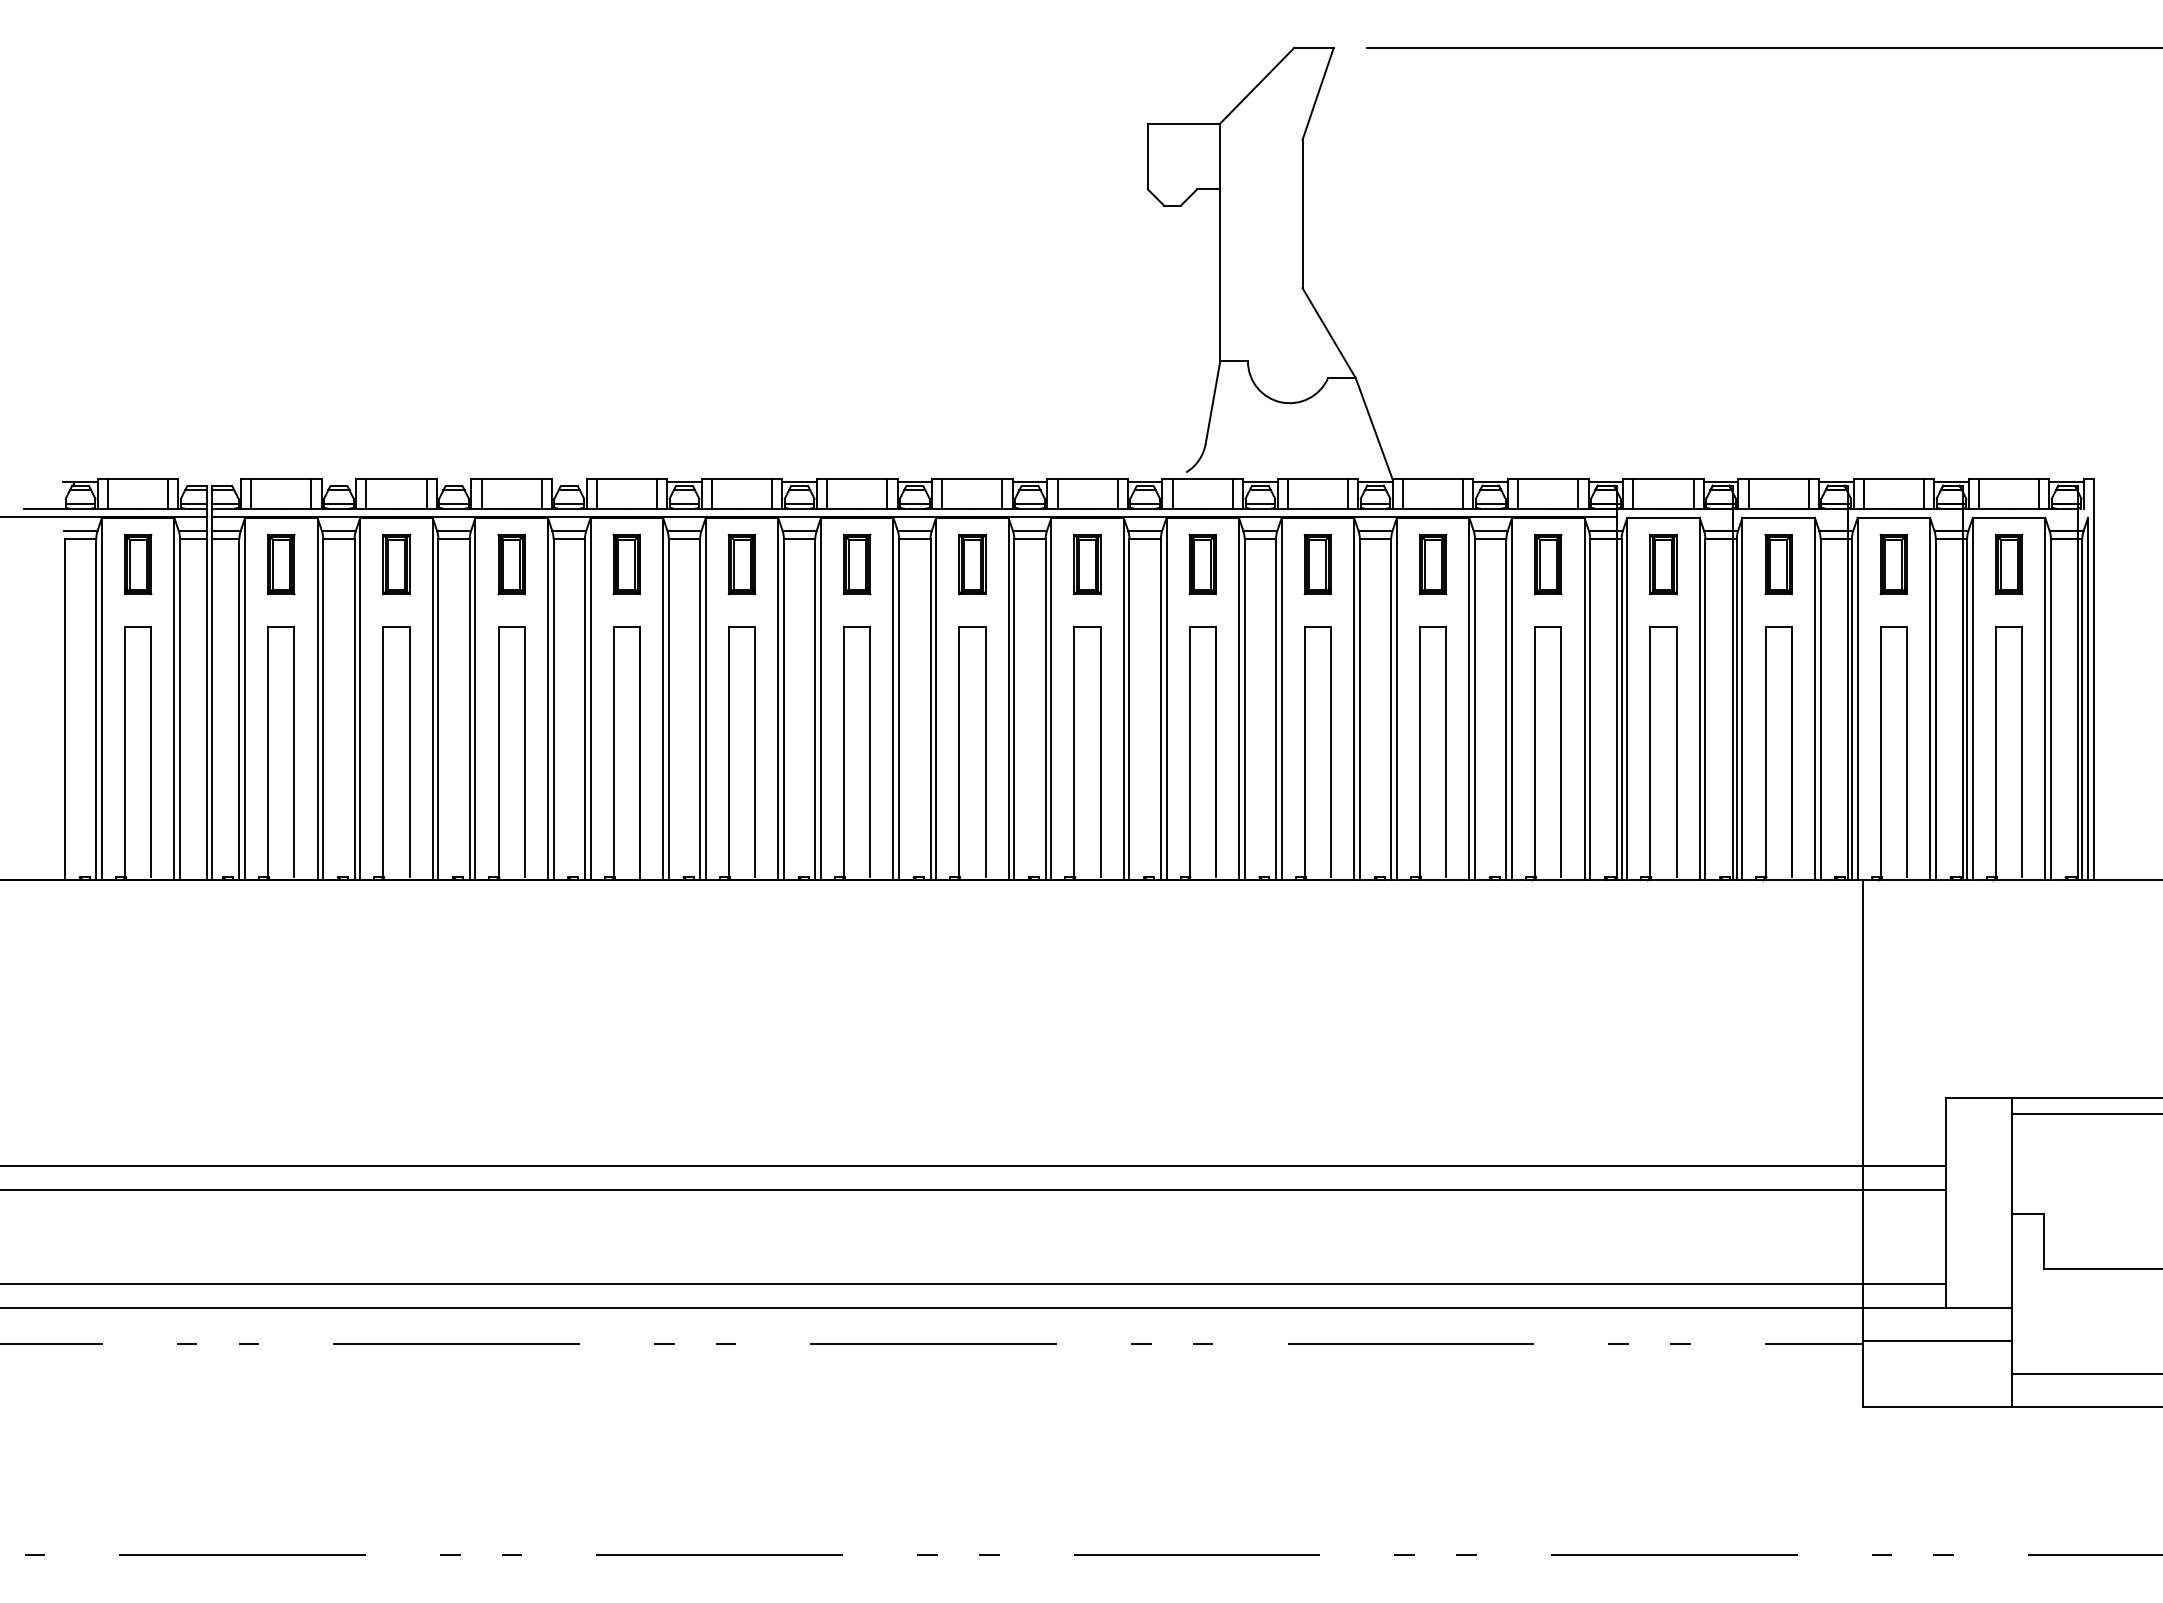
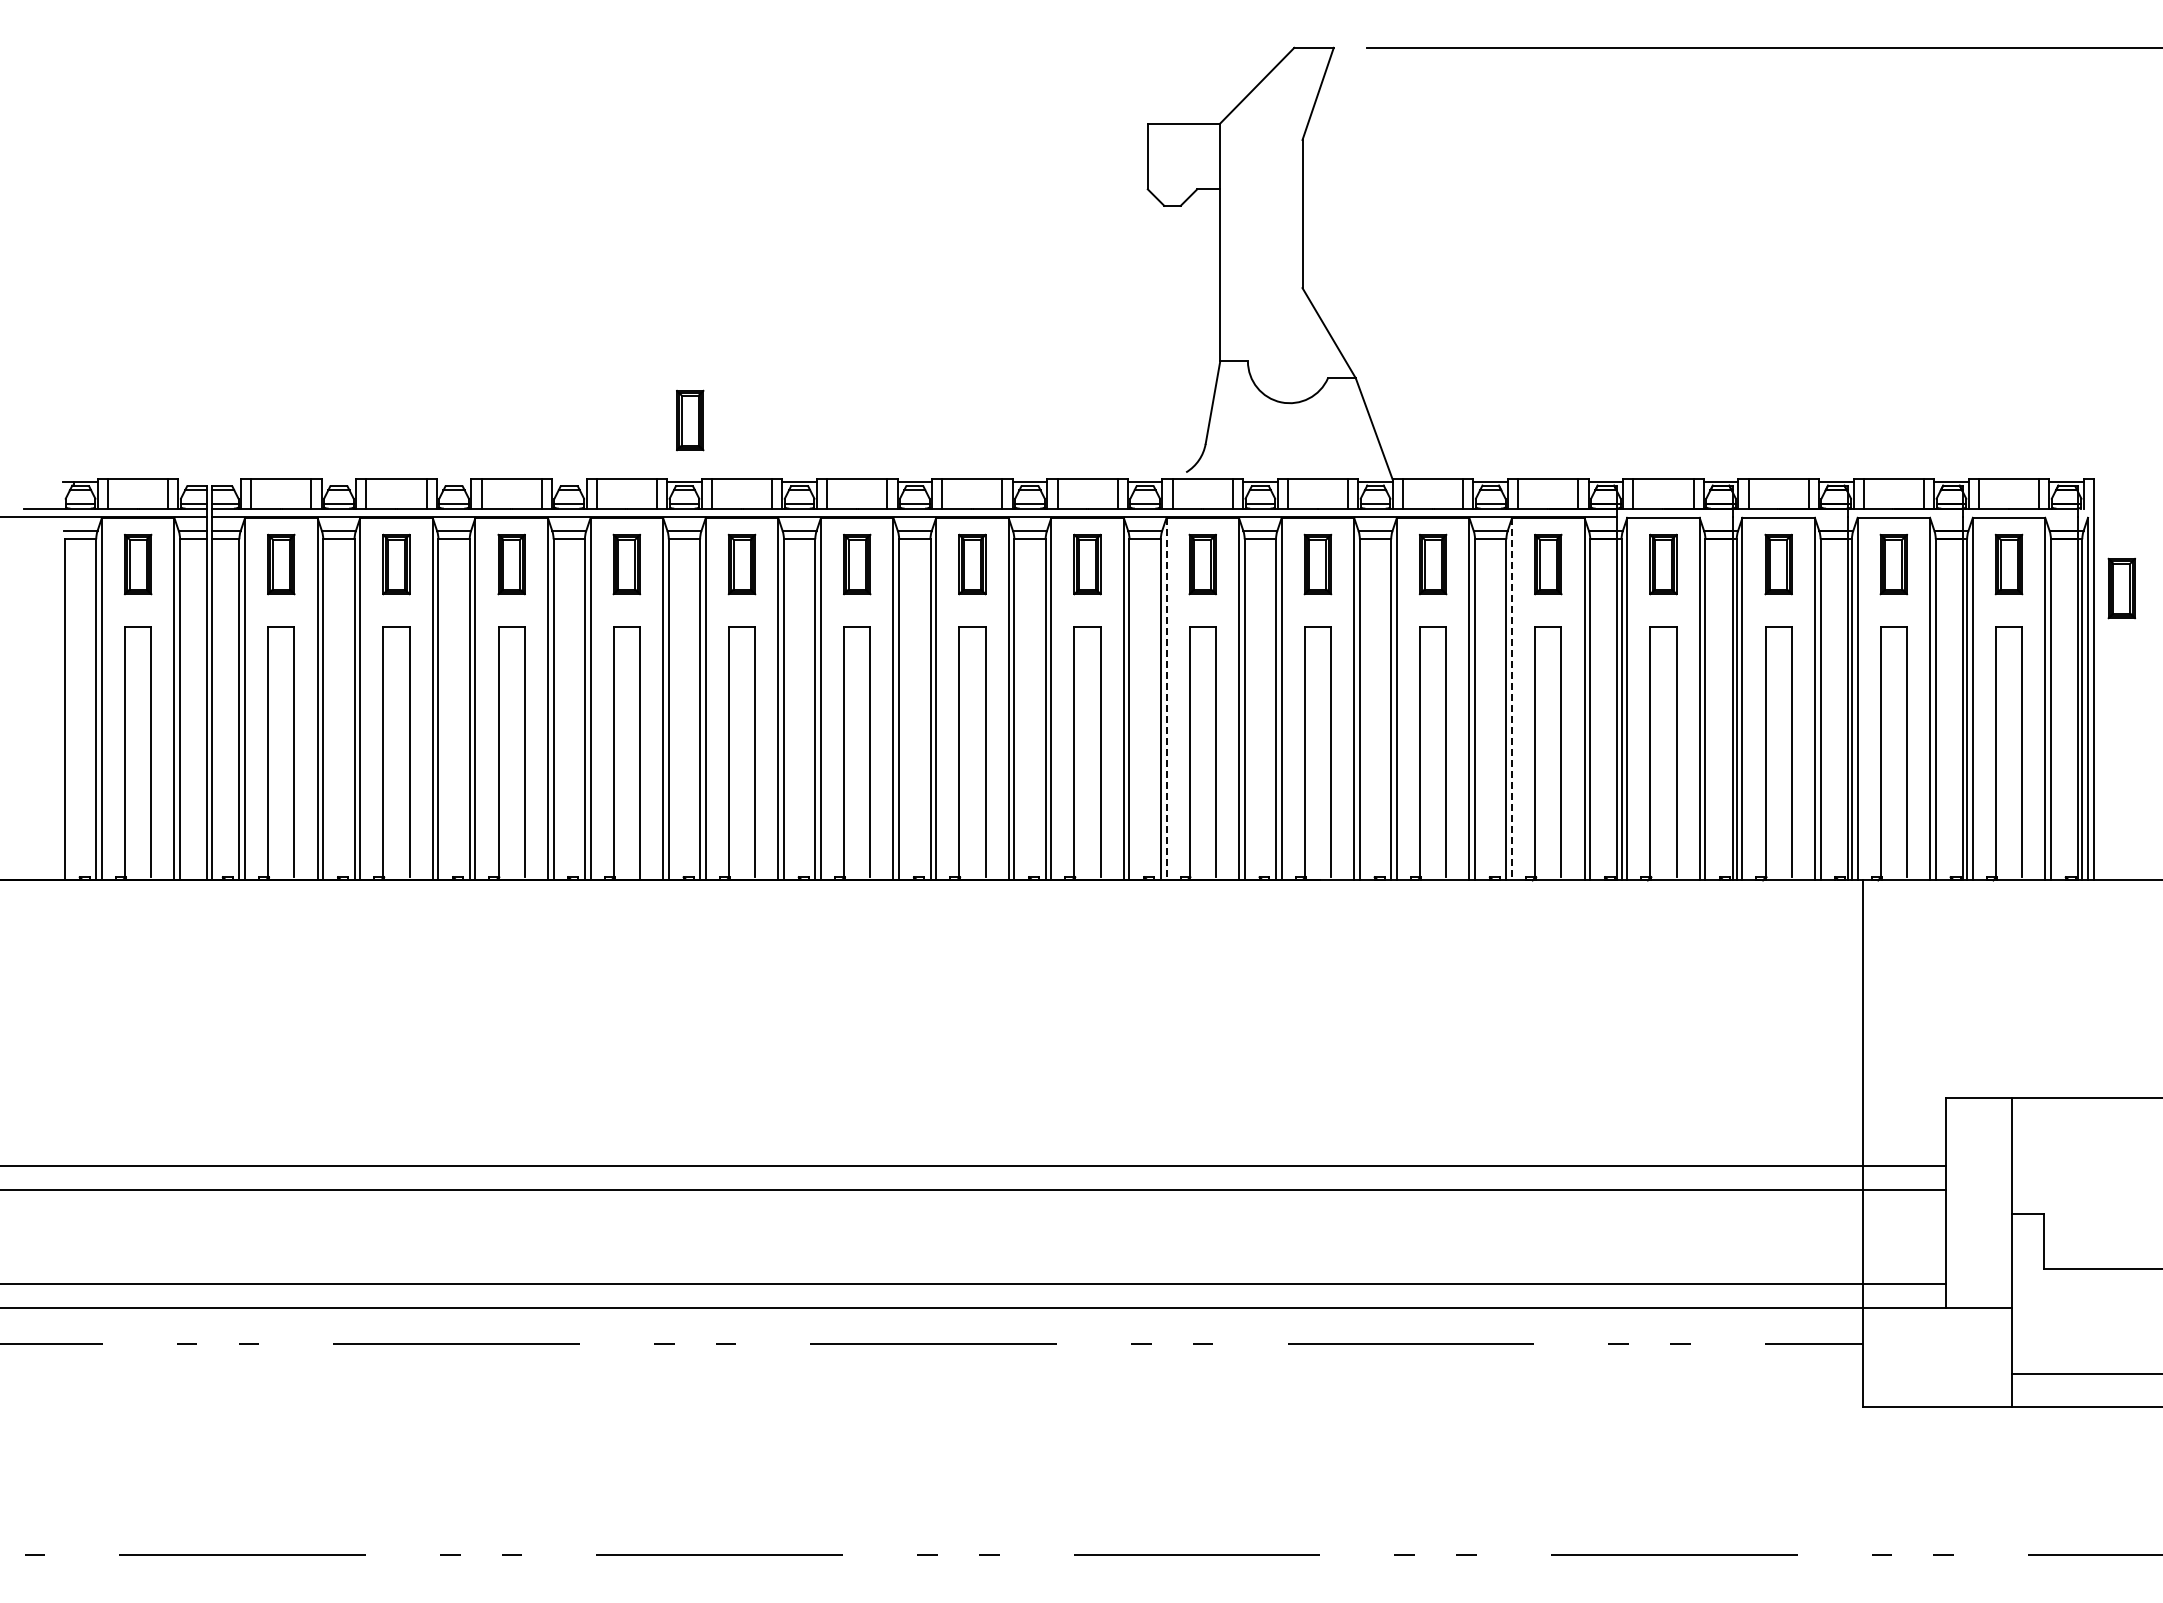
part: none -> present (690, 420)
part: none -> present (2121, 588)
line: solid -> dashed (1166, 699)
line: solid -> dashed (1512, 699)
line: present -> none (2085, 1114)
line: present -> none (1937, 1341)
